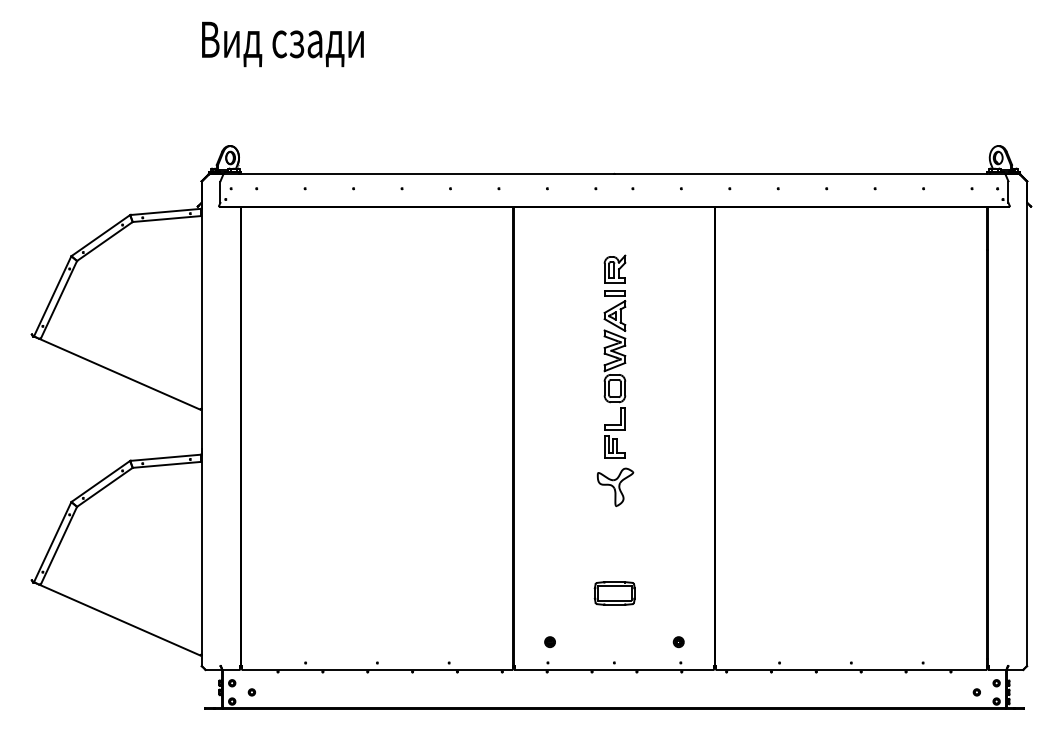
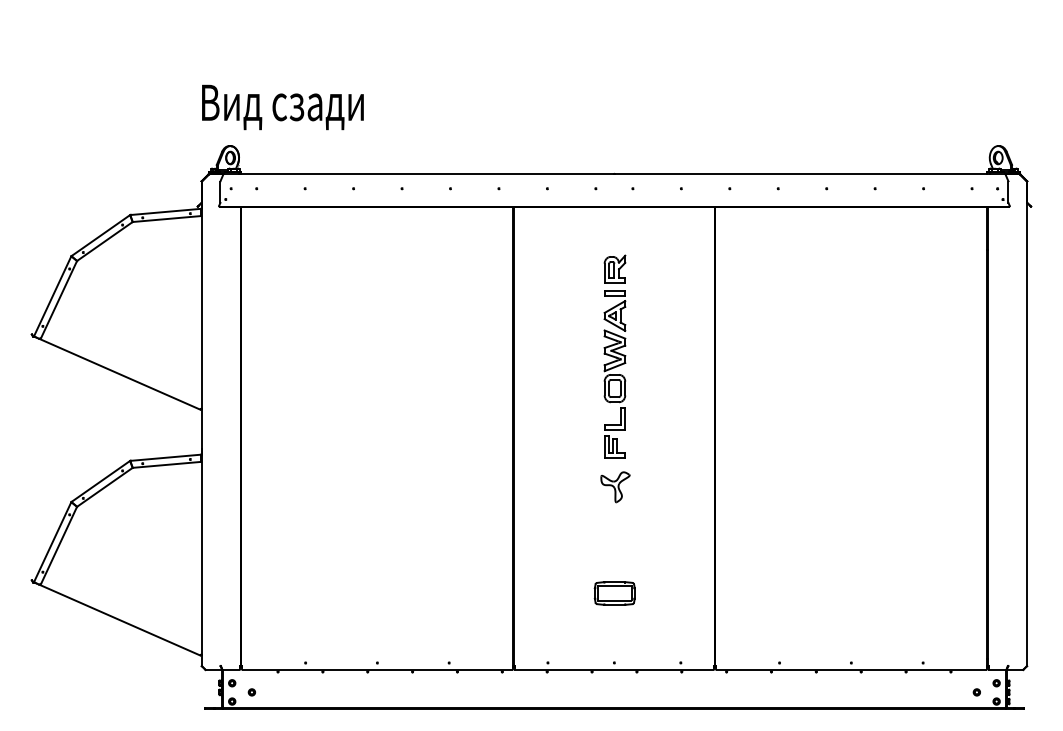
text position: (282, 44) -> (282, 107) (282, 107)
part size: 39x40 px -> 31x33 px (615, 487)
part: present -> none (549, 642)
part: present -> none (678, 642)
